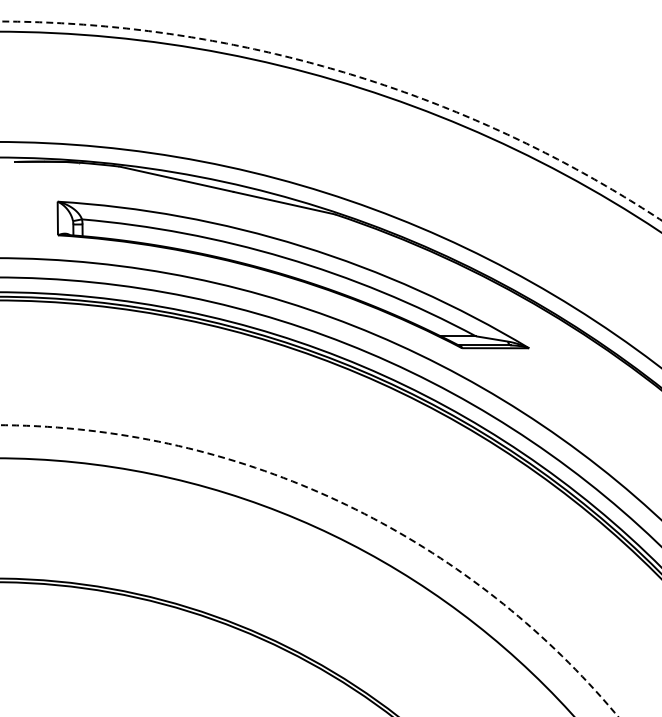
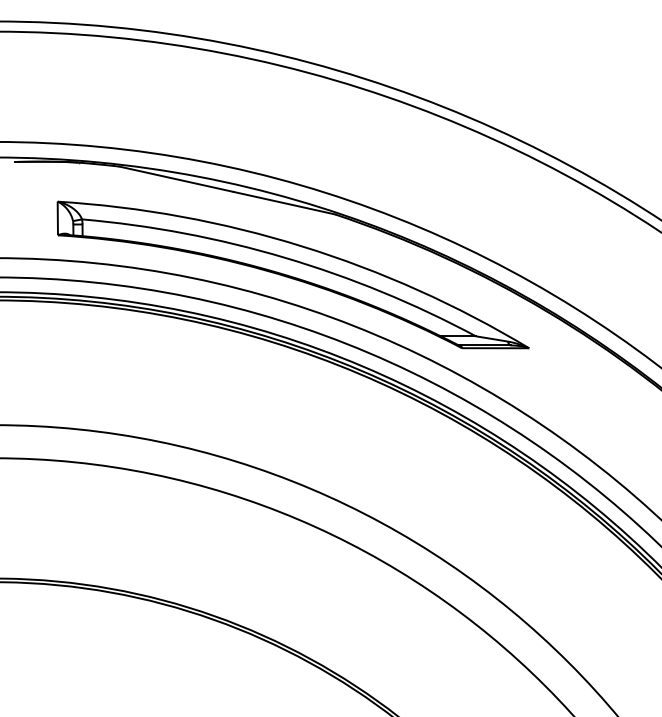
arc: dashed -> solid (345, 72)
circle: dashed -> solid (308, 570)
